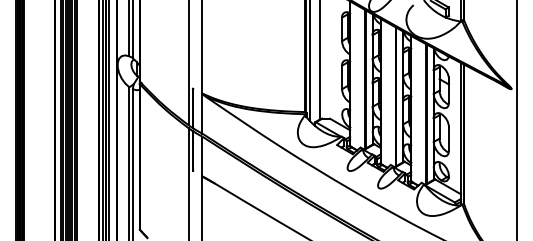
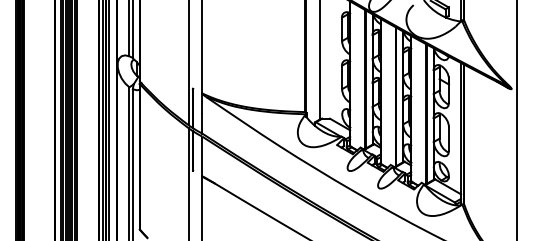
line: present -> none (309, 61)
